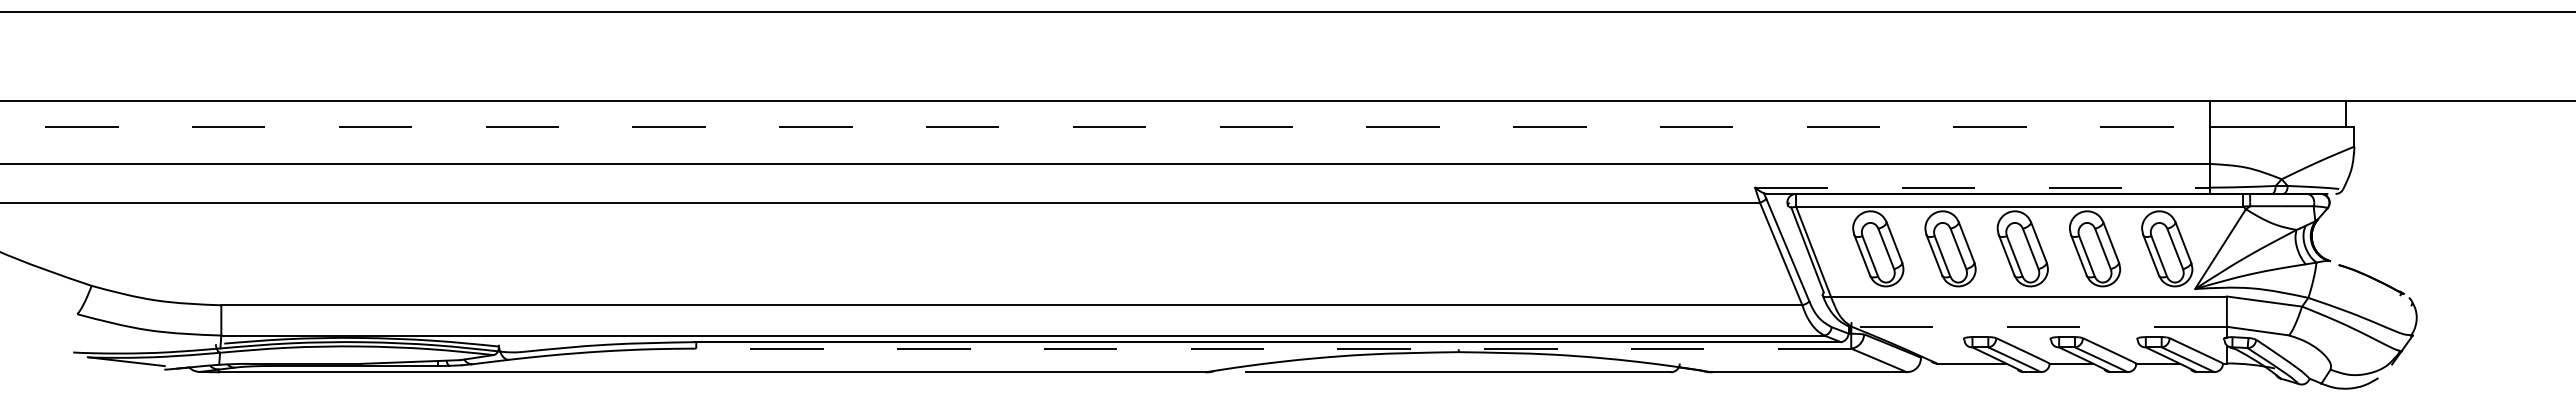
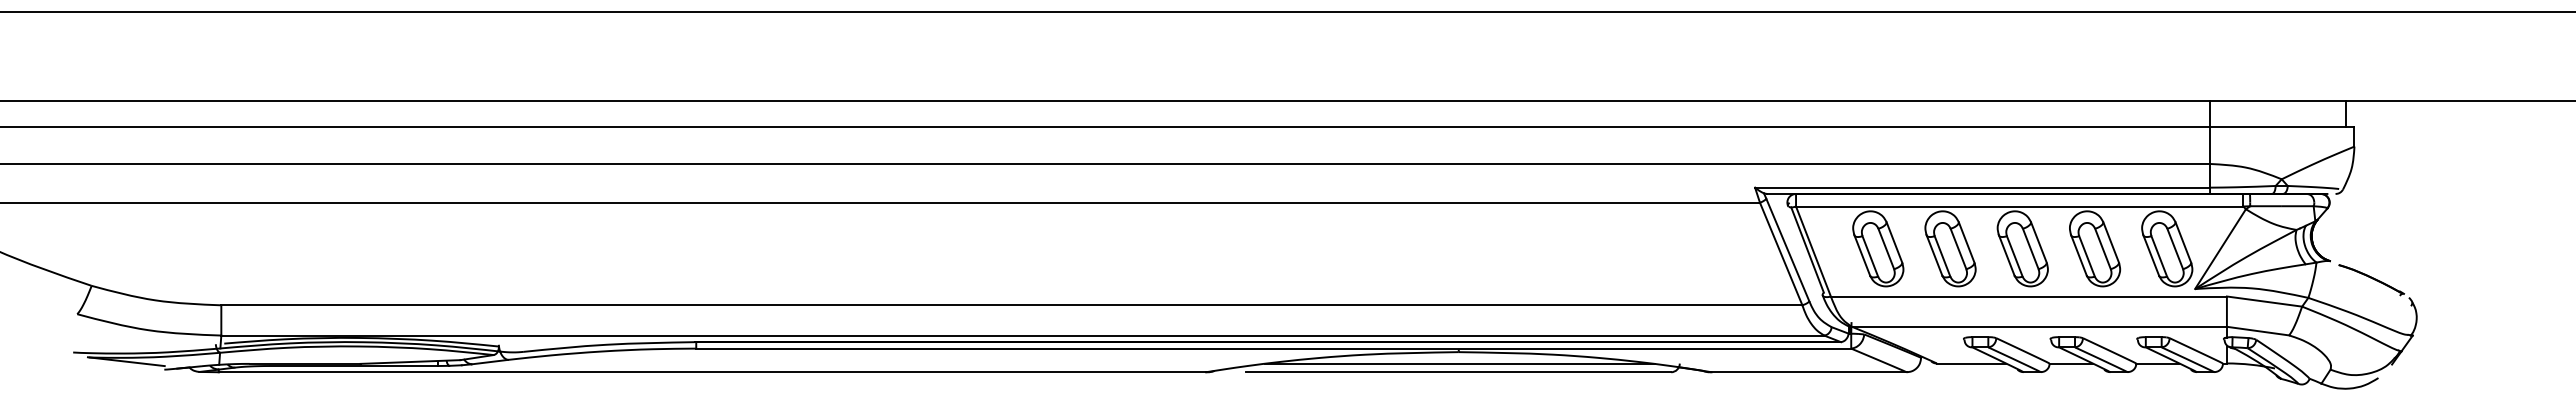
line: dashed -> solid (1105, 126)
line: dashed -> solid (1983, 187)
line: dashed -> solid (2038, 326)
line: dashed -> solid (1273, 348)
line: none -> present (1460, 363)
